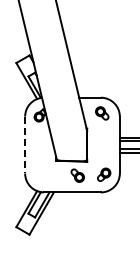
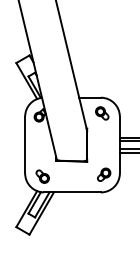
line: dashed -> solid (25, 145)
part position: (77, 175) -> (42, 176) (42, 176)
